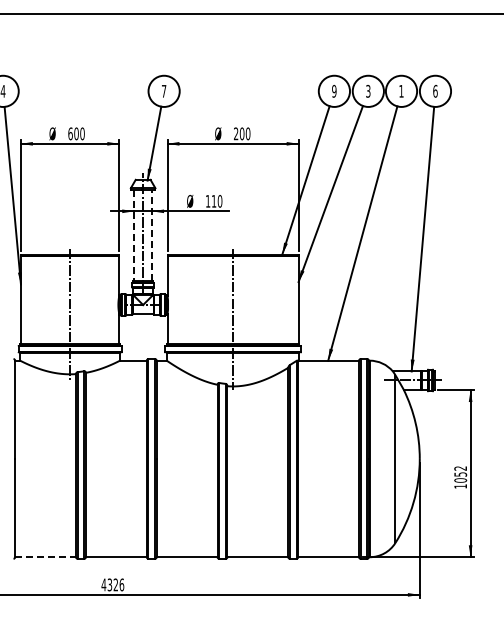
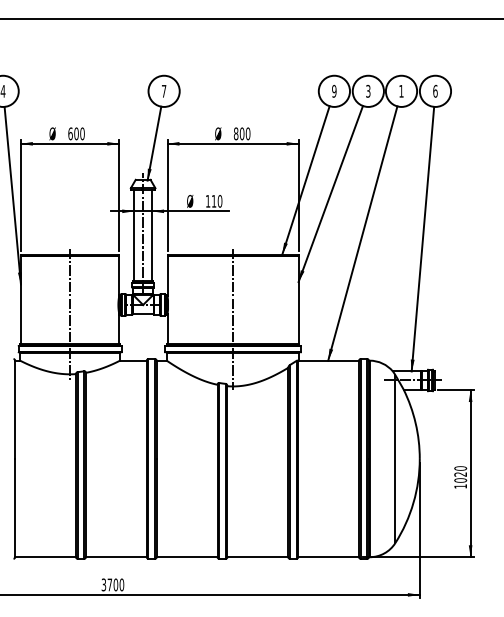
line position: (251, 13) -> (251, 18) (251, 18)
text: 200 -> 800 (235, 133)
line: dashed -> solid (134, 235)
line: dashed -> solid (152, 235)
text: 1052 -> 1020 (460, 471)
line: dashed -> solid (46, 557)
text: 4326 -> 3700 (112, 584)
